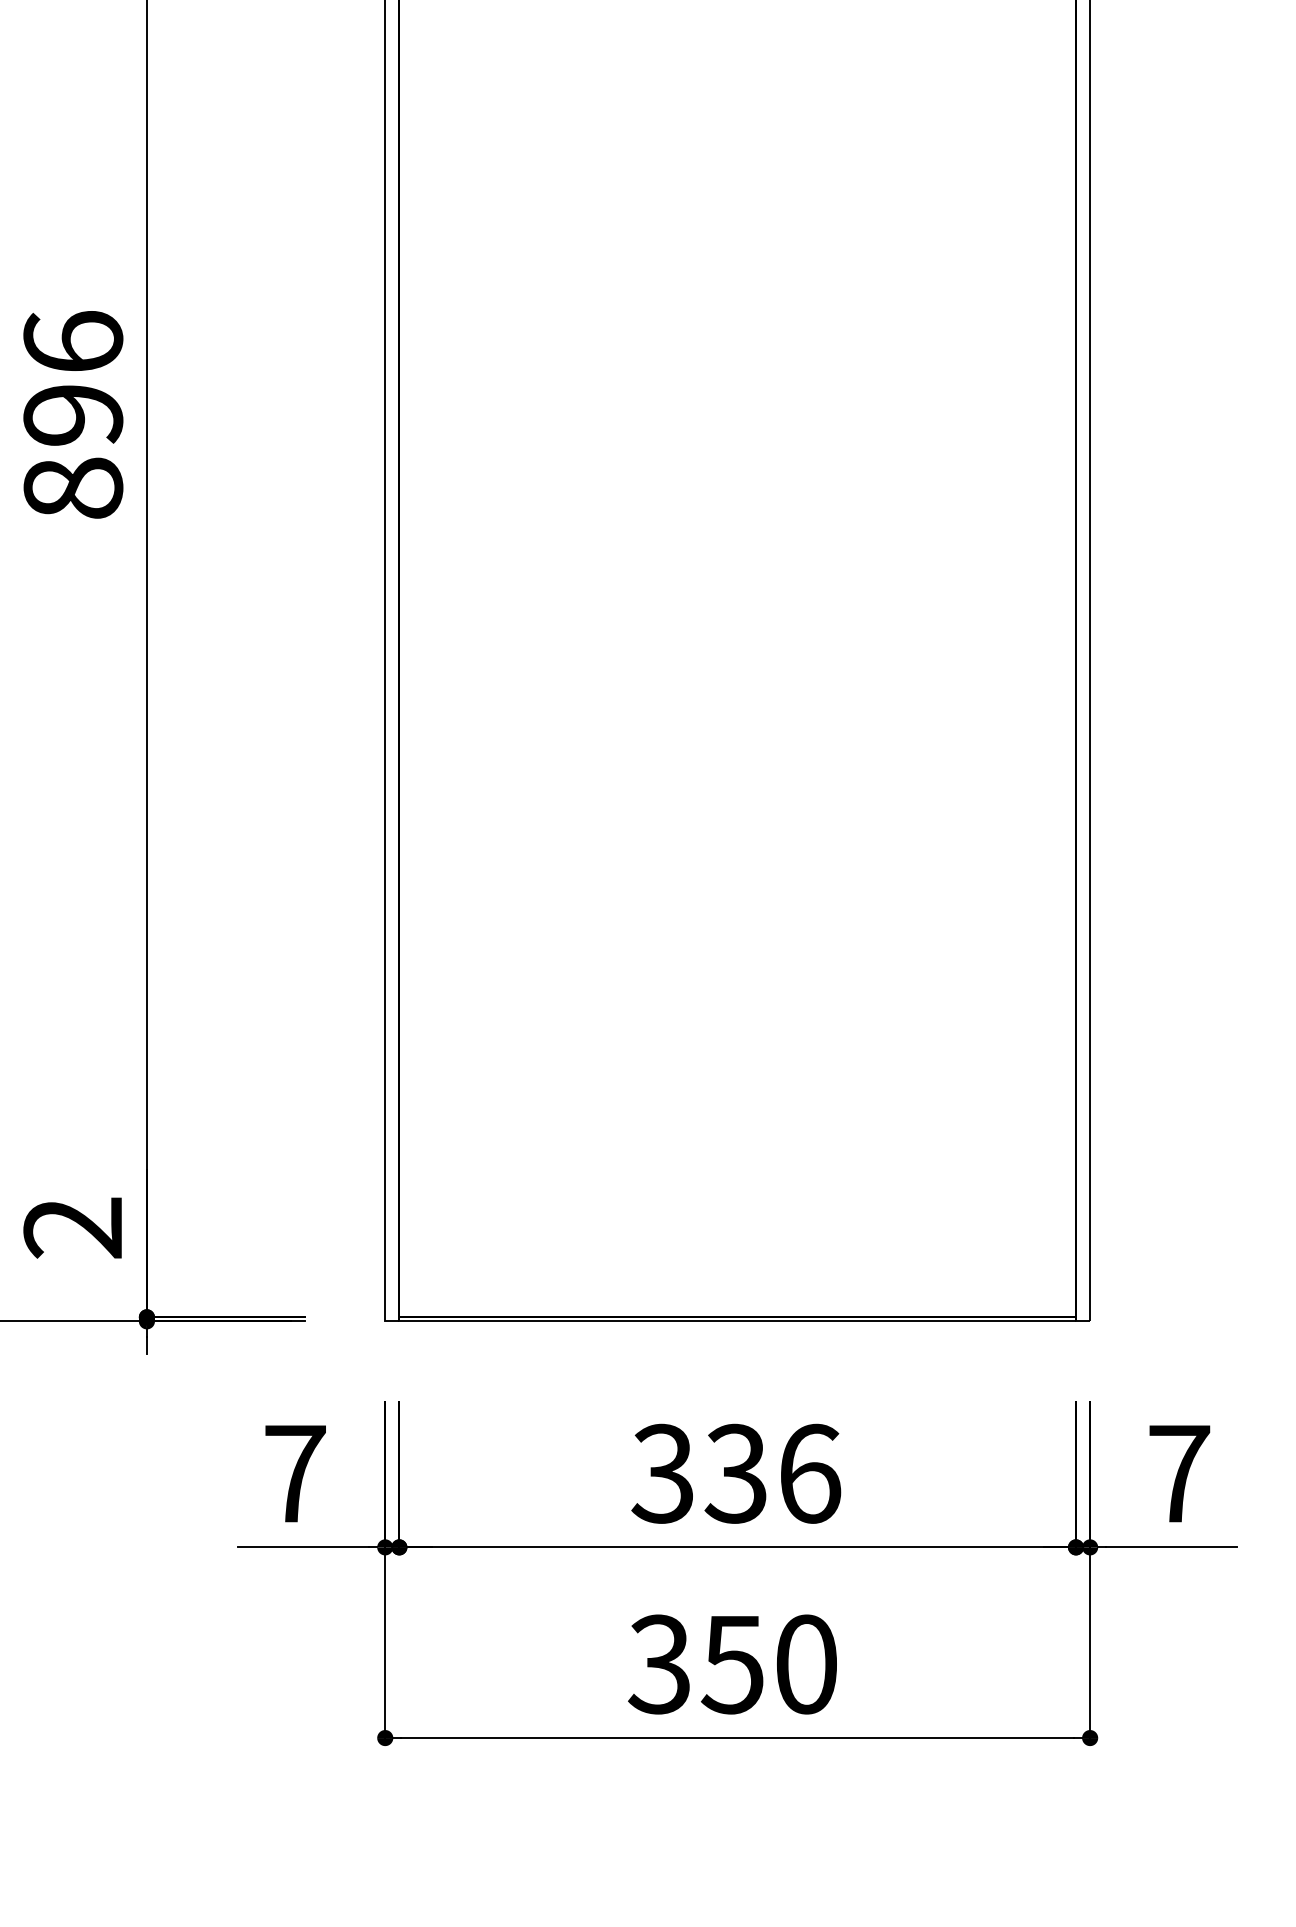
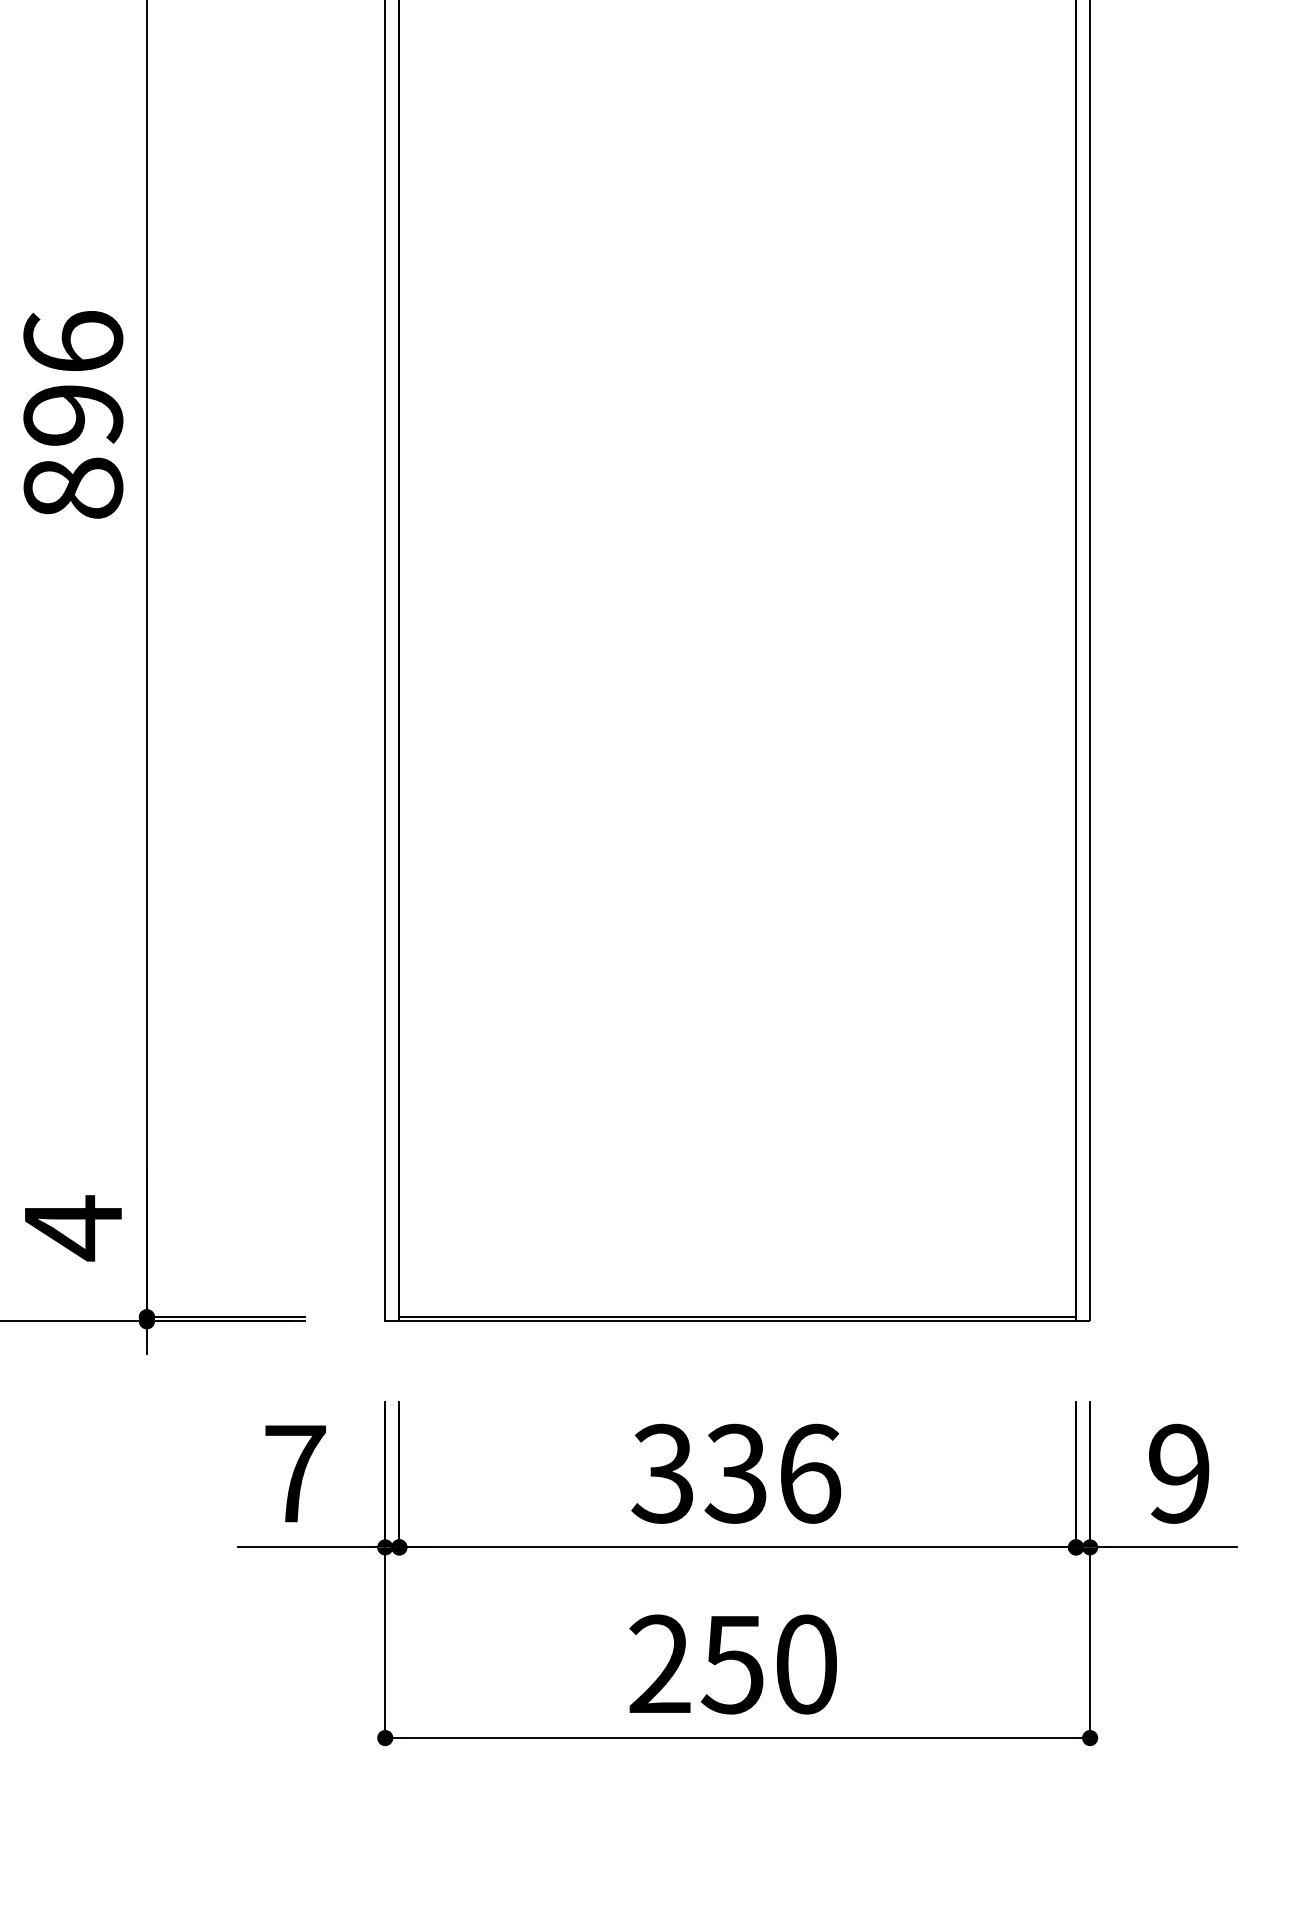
text: 2 -> 4 (72, 1228)
text: 7 -> 9 (1179, 1473)
text: 350 -> 250 (659, 1664)
